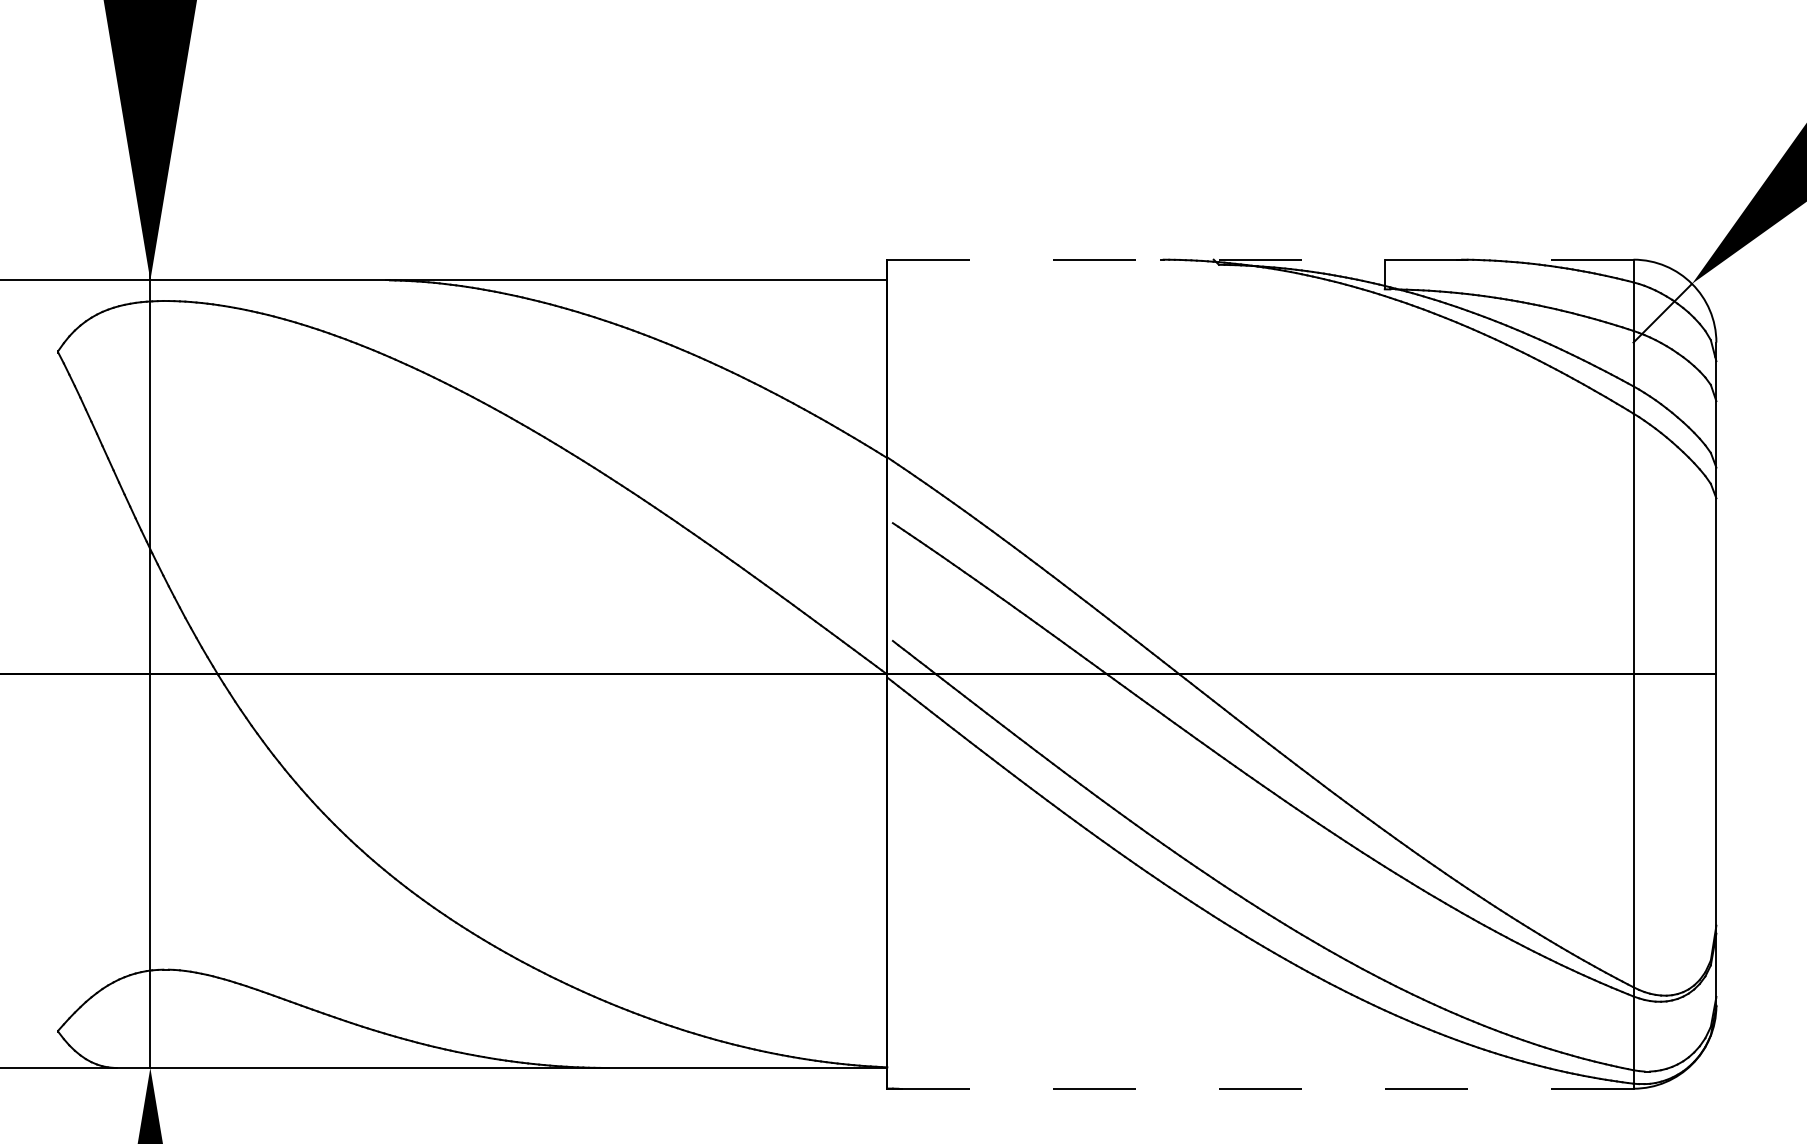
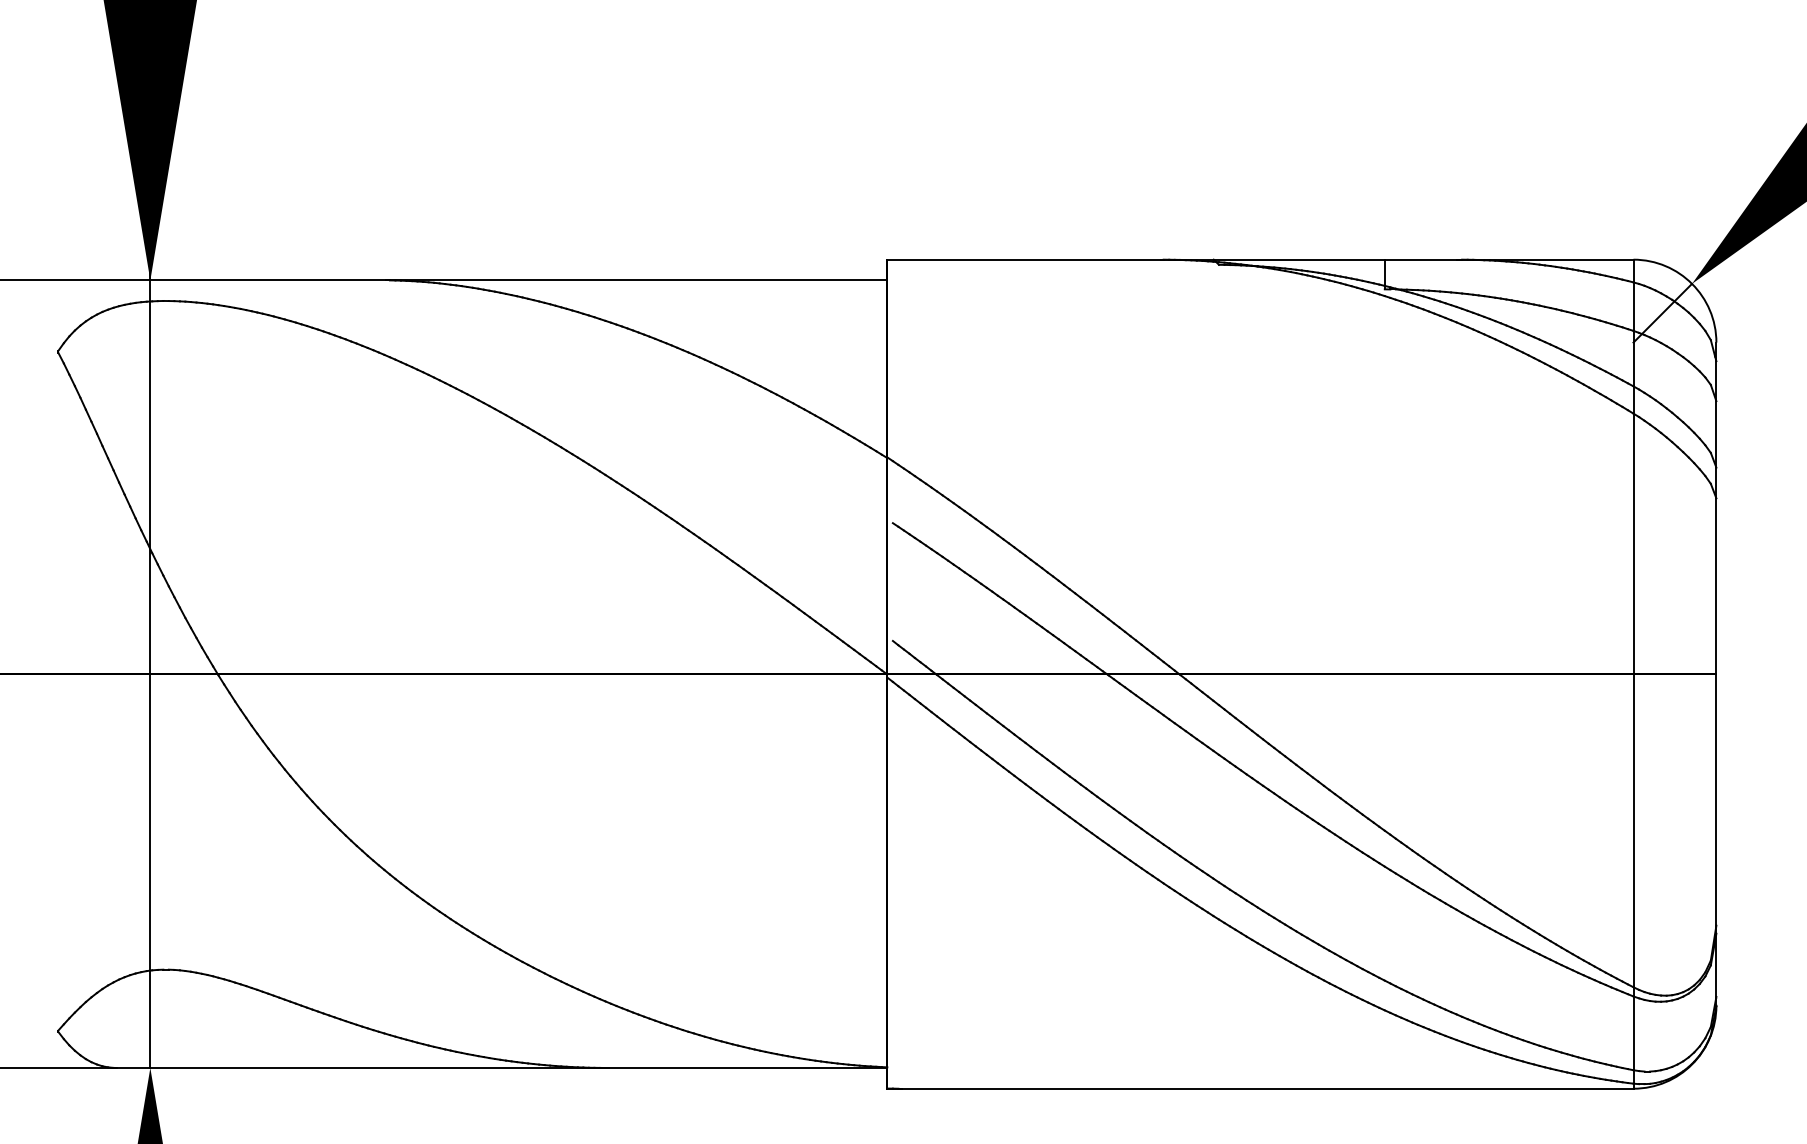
line: dashed -> solid (1259, 259)
line: dashed -> solid (1260, 1088)
